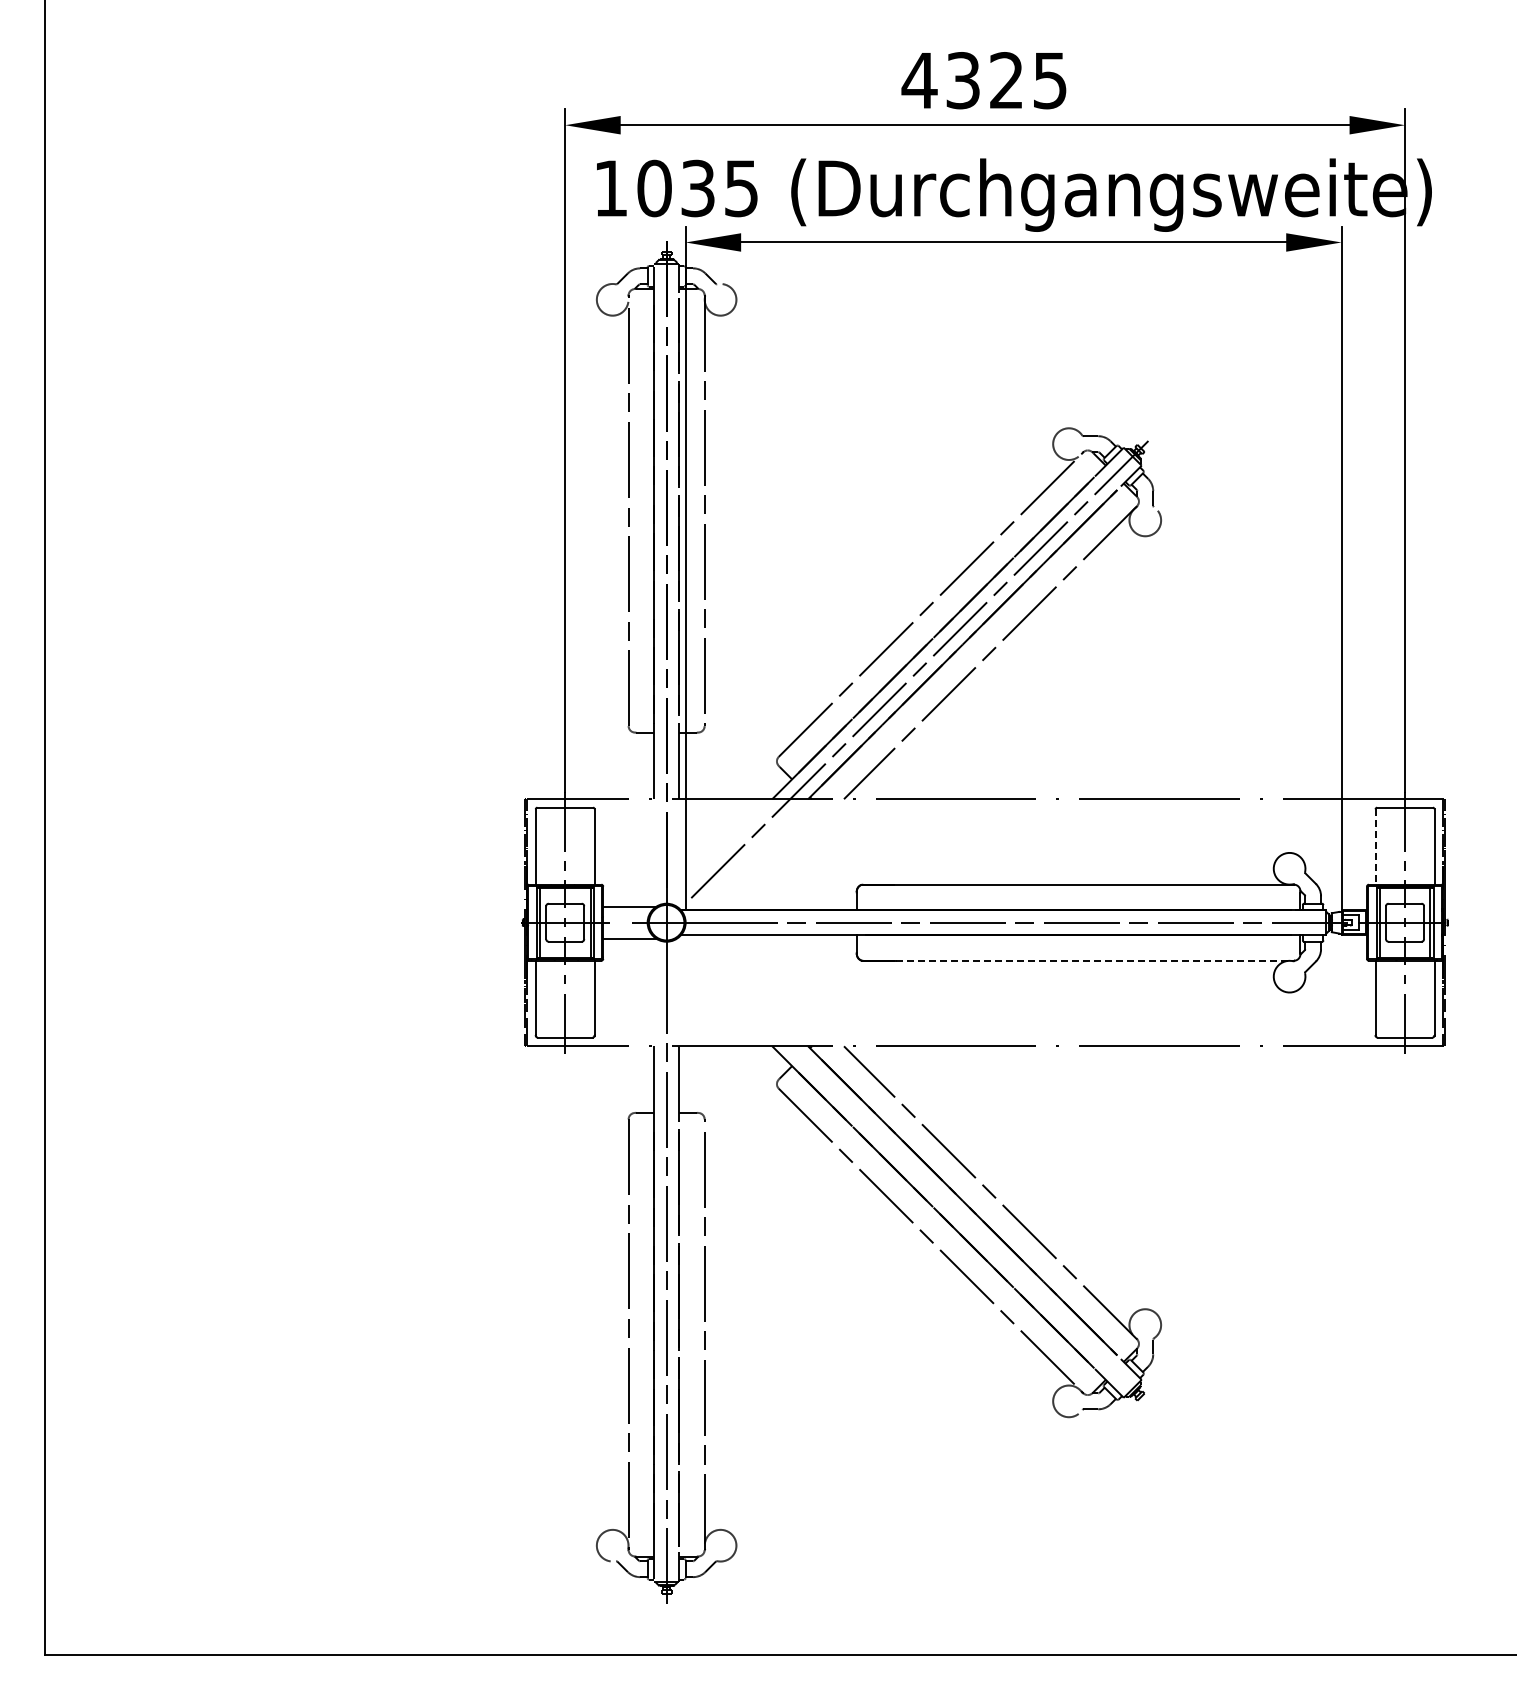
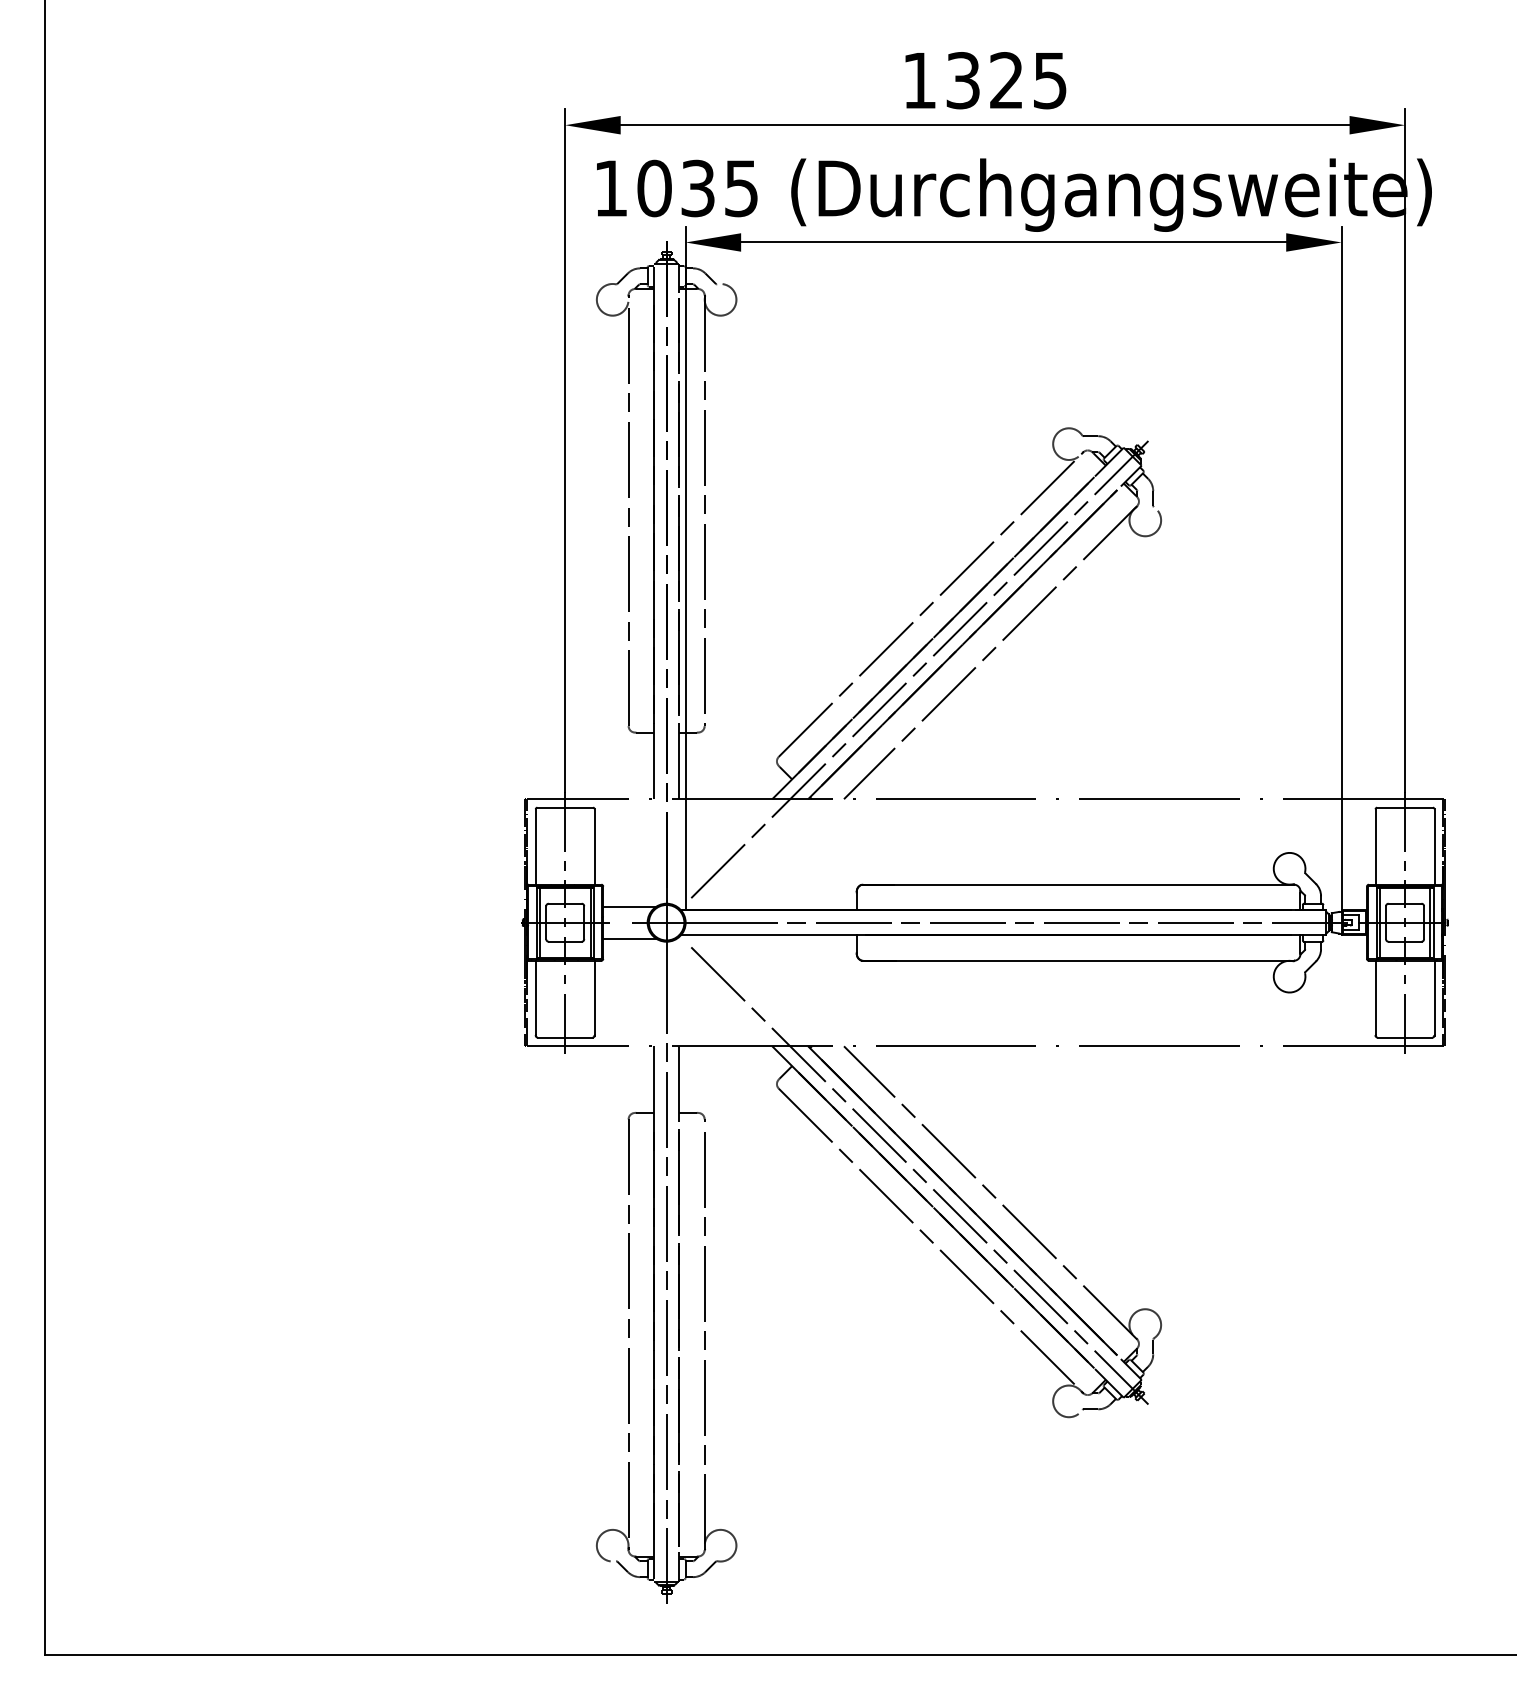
text: 4325 -> 1325 (919, 80)
line: dashed -> solid (1375, 846)
line: dashed -> solid (1079, 960)
line: none -> present (921, 1177)
